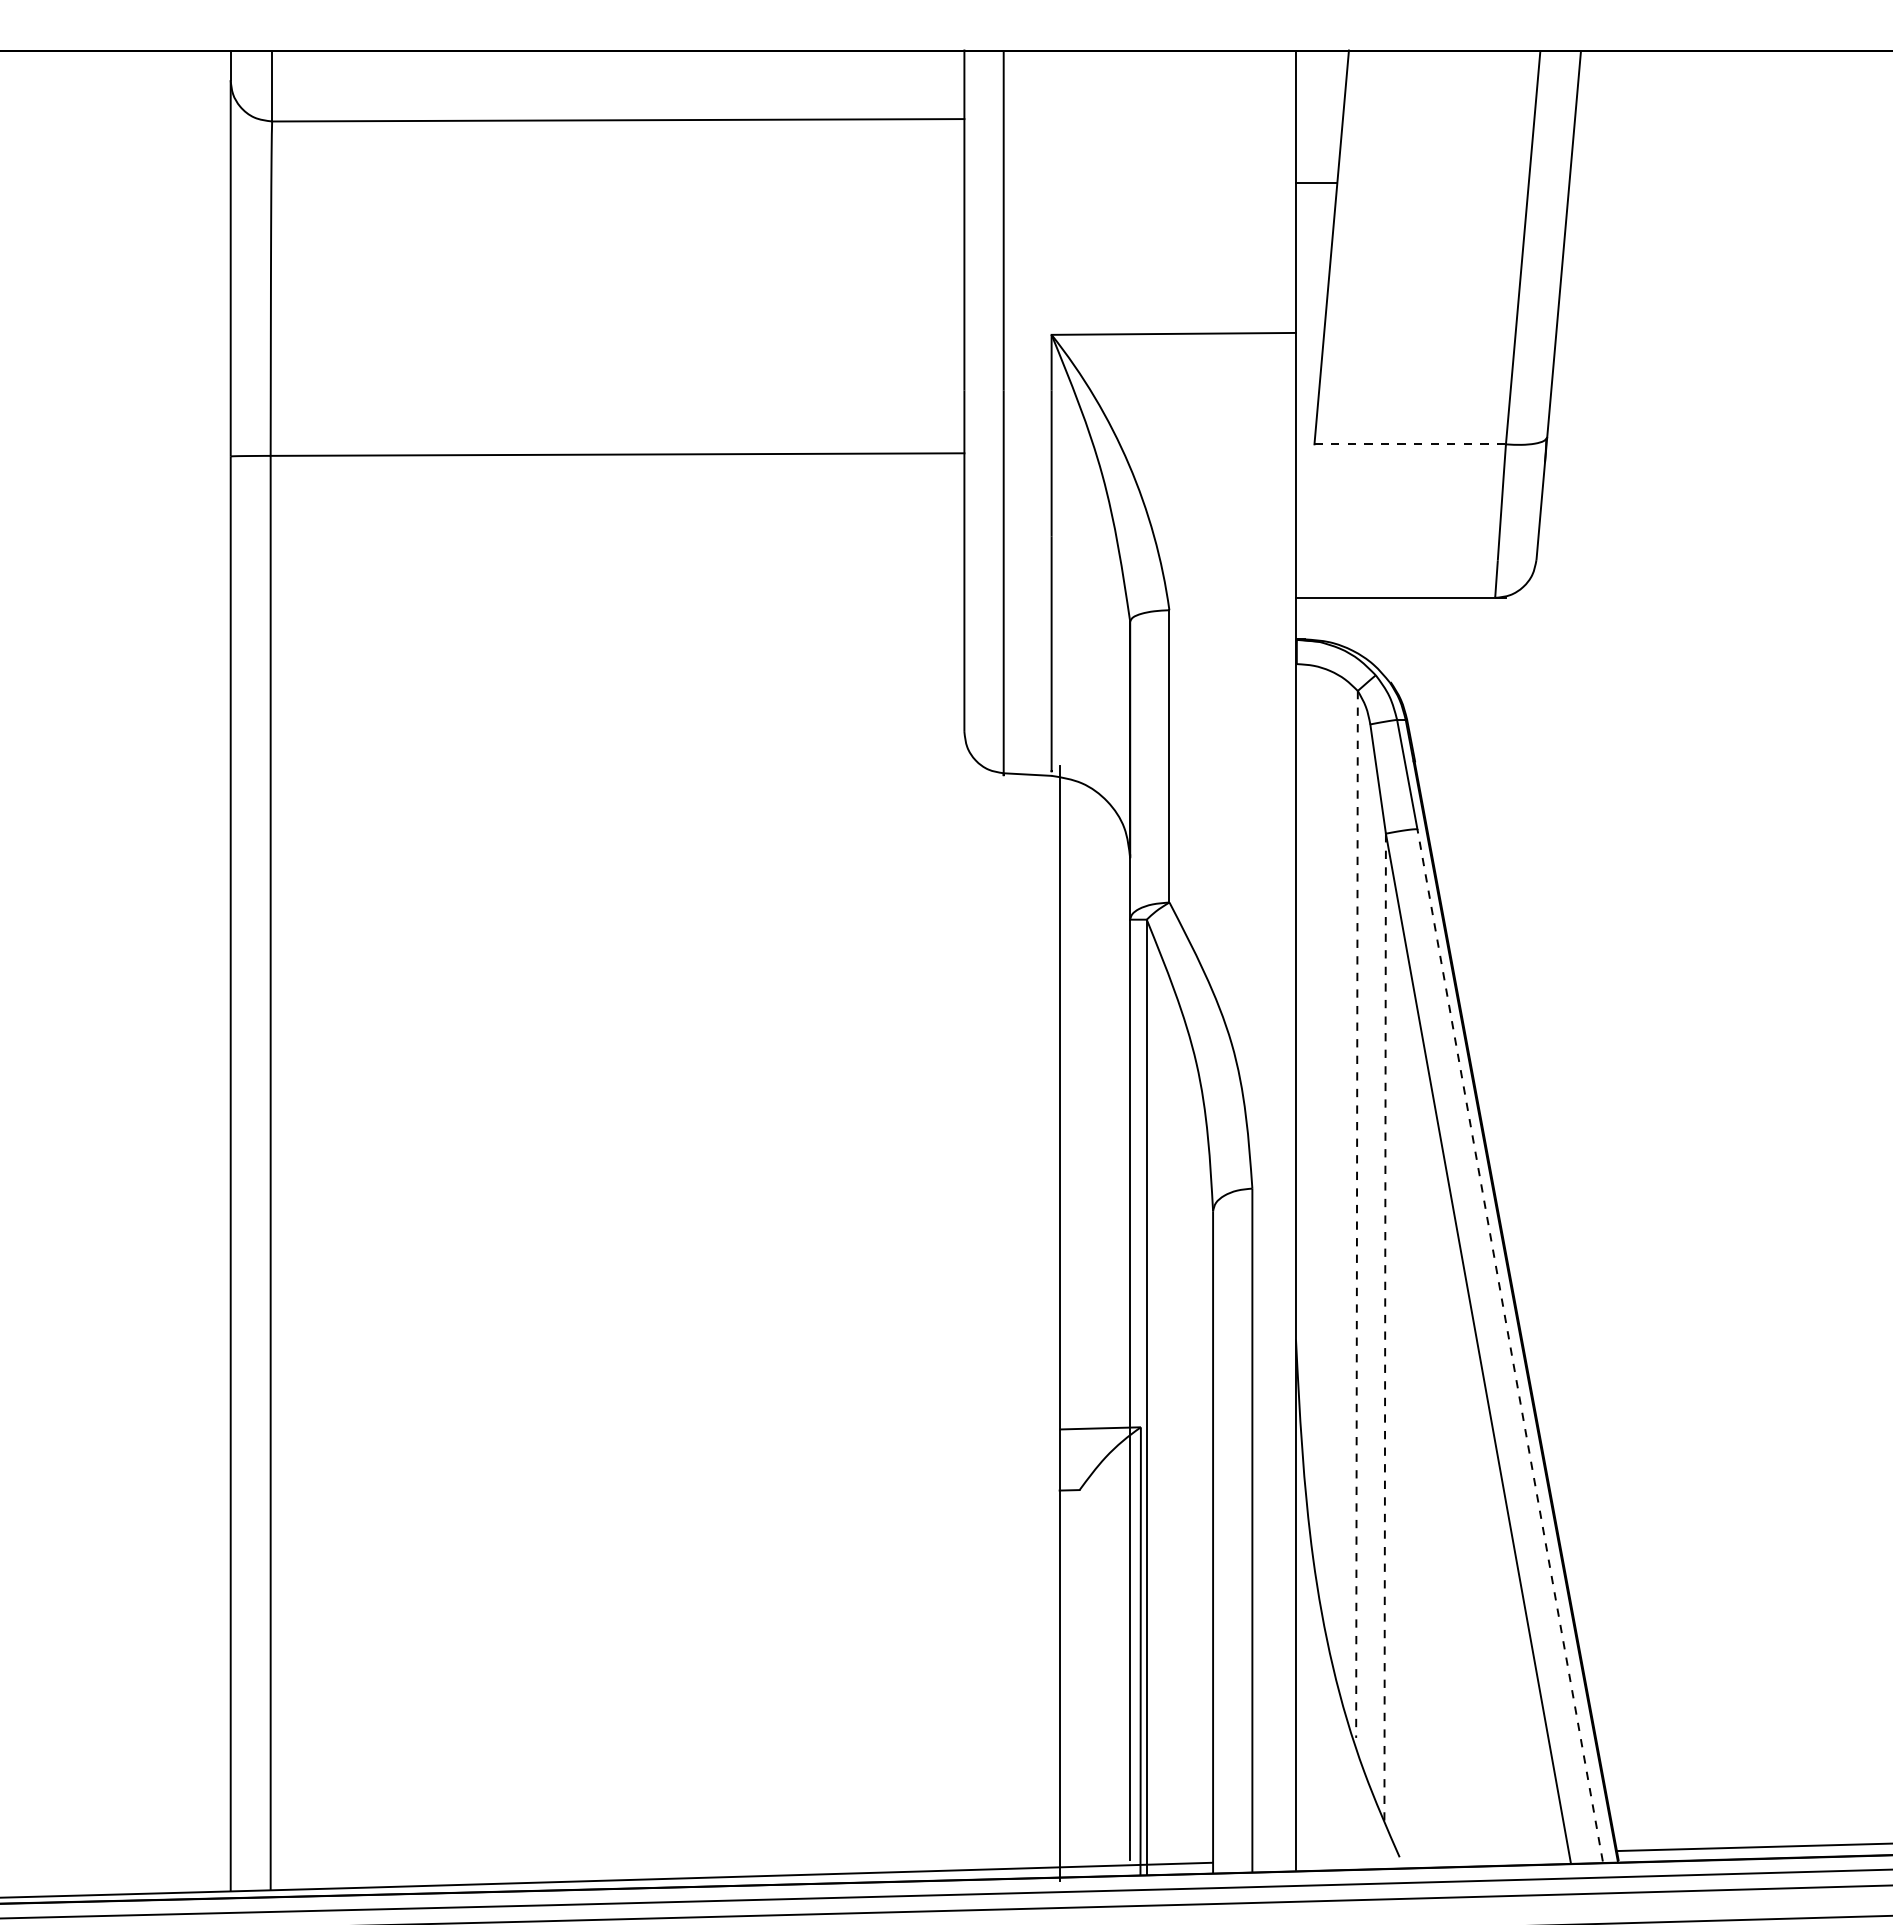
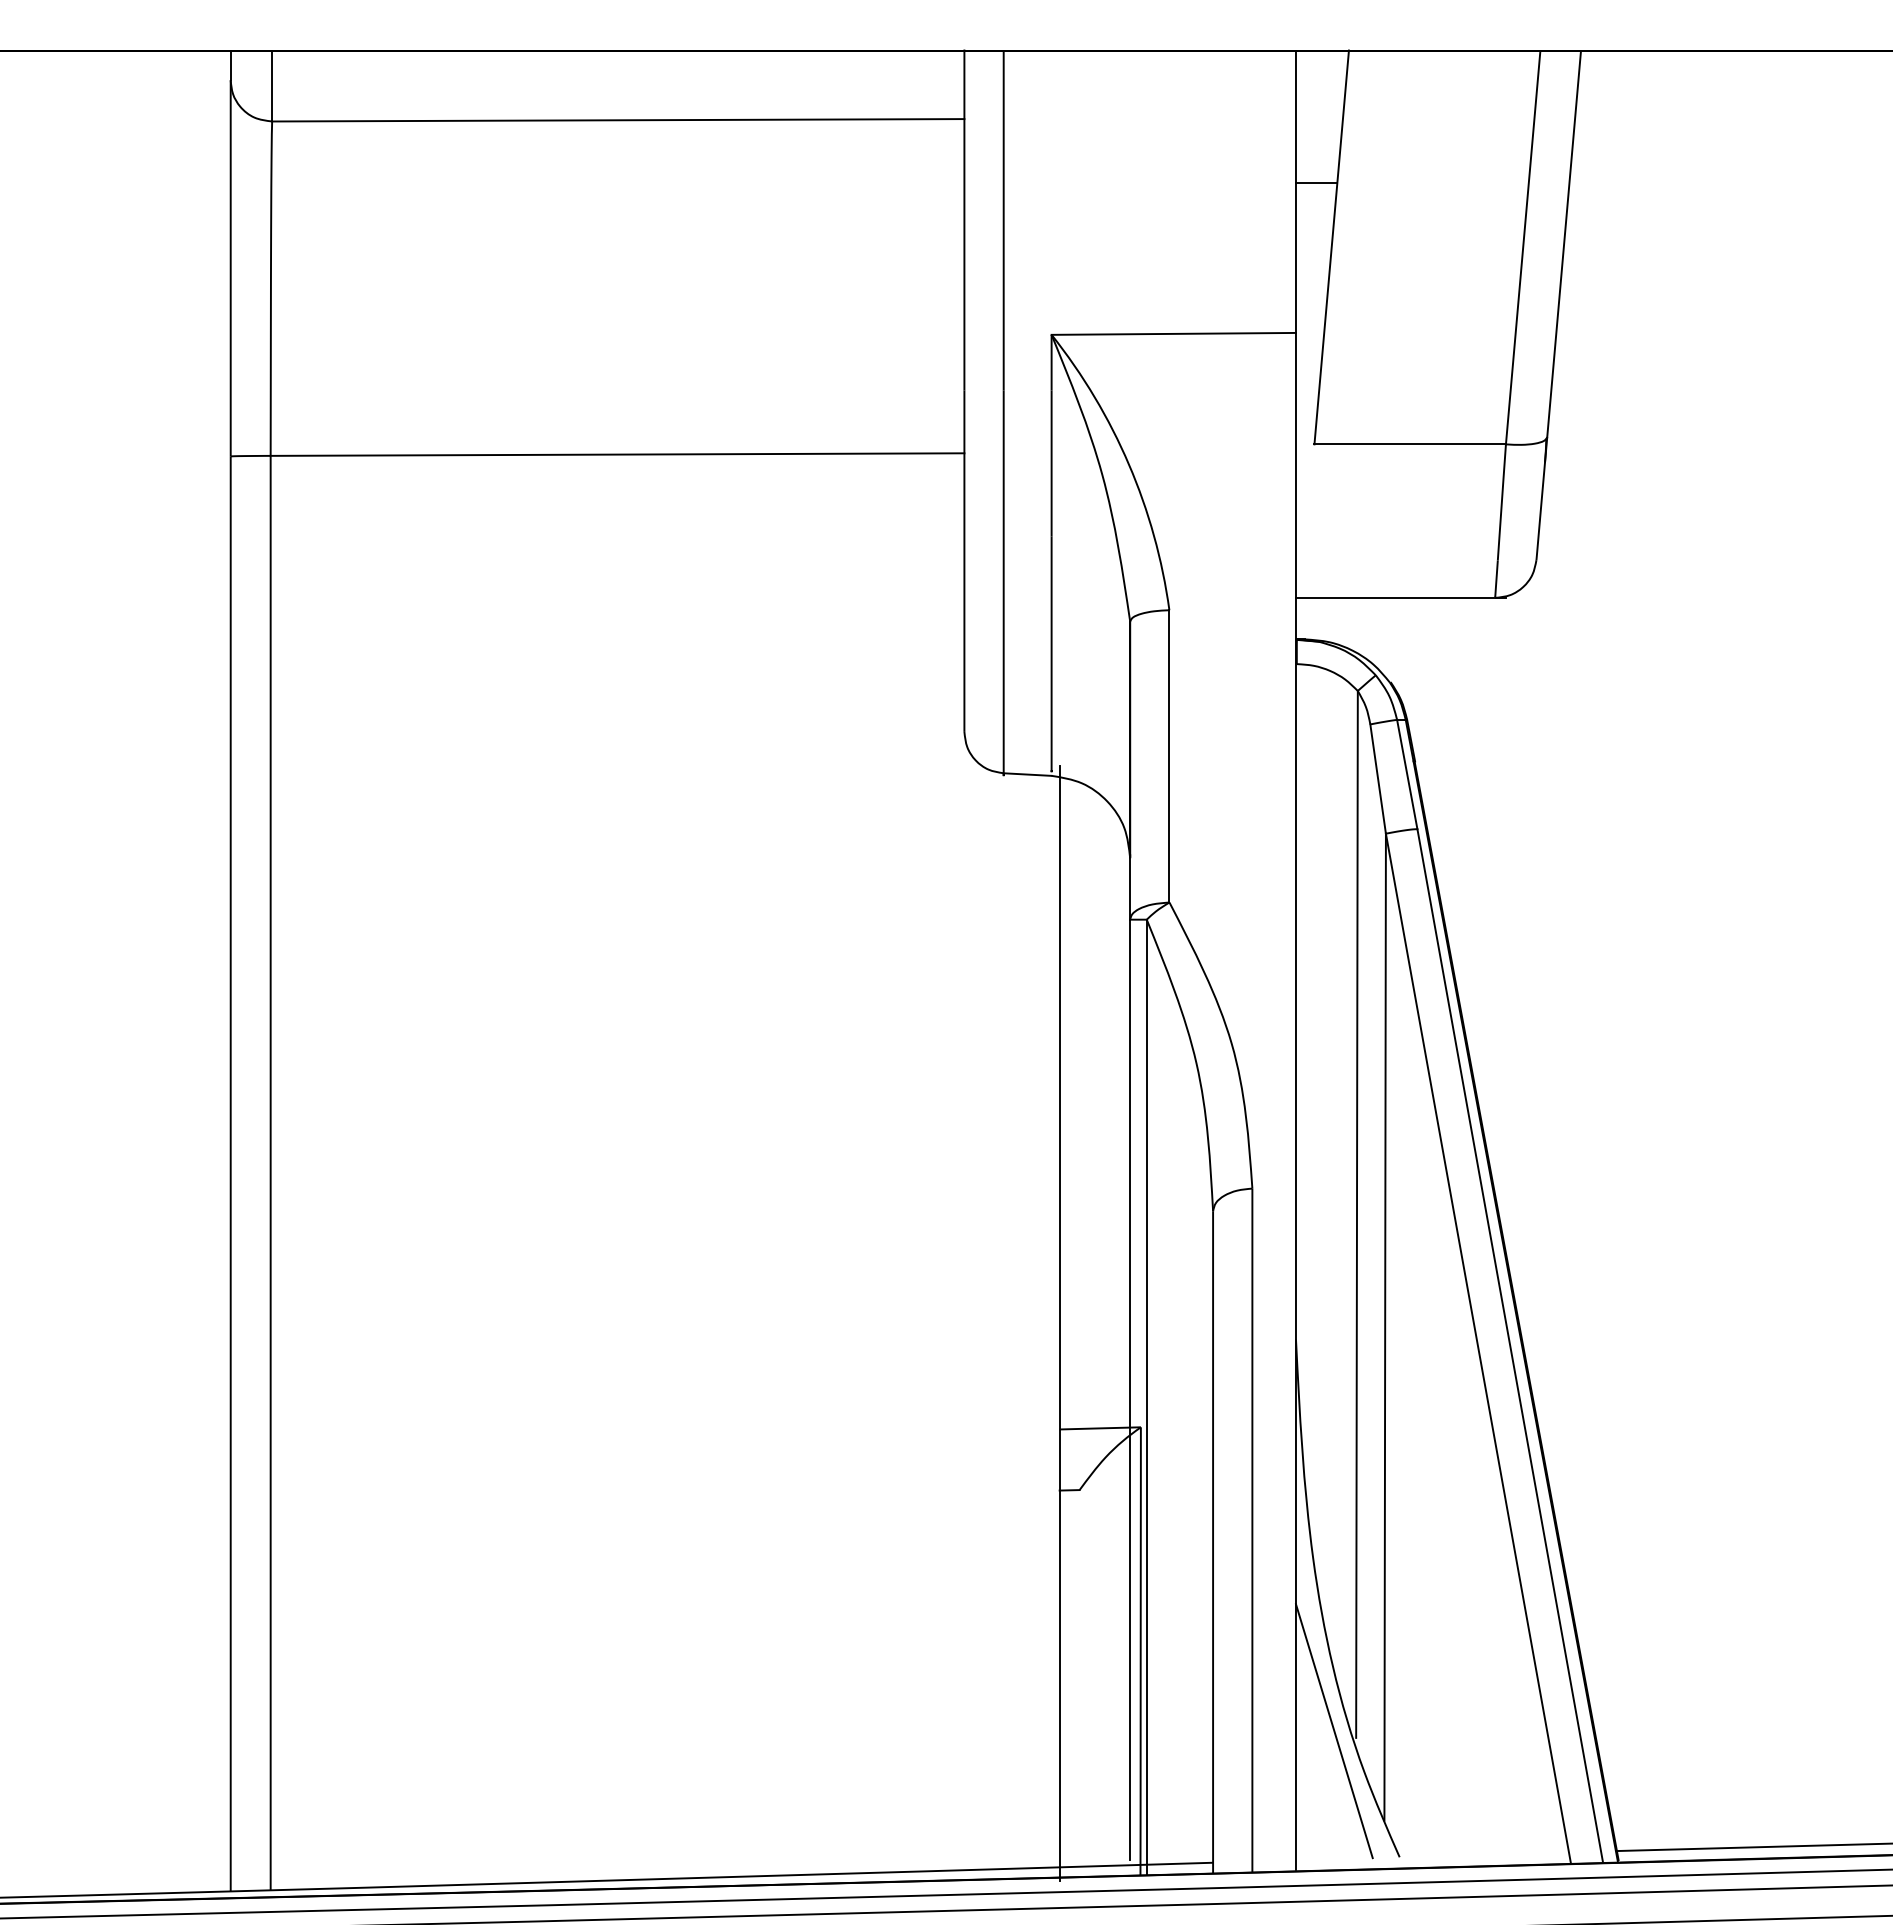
line: dashed -> solid (1410, 444)
line: dashed -> solid (1356, 1214)
line: dashed -> solid (1385, 1326)
line: dashed -> solid (1510, 1344)
line: none -> present (1333, 1731)
